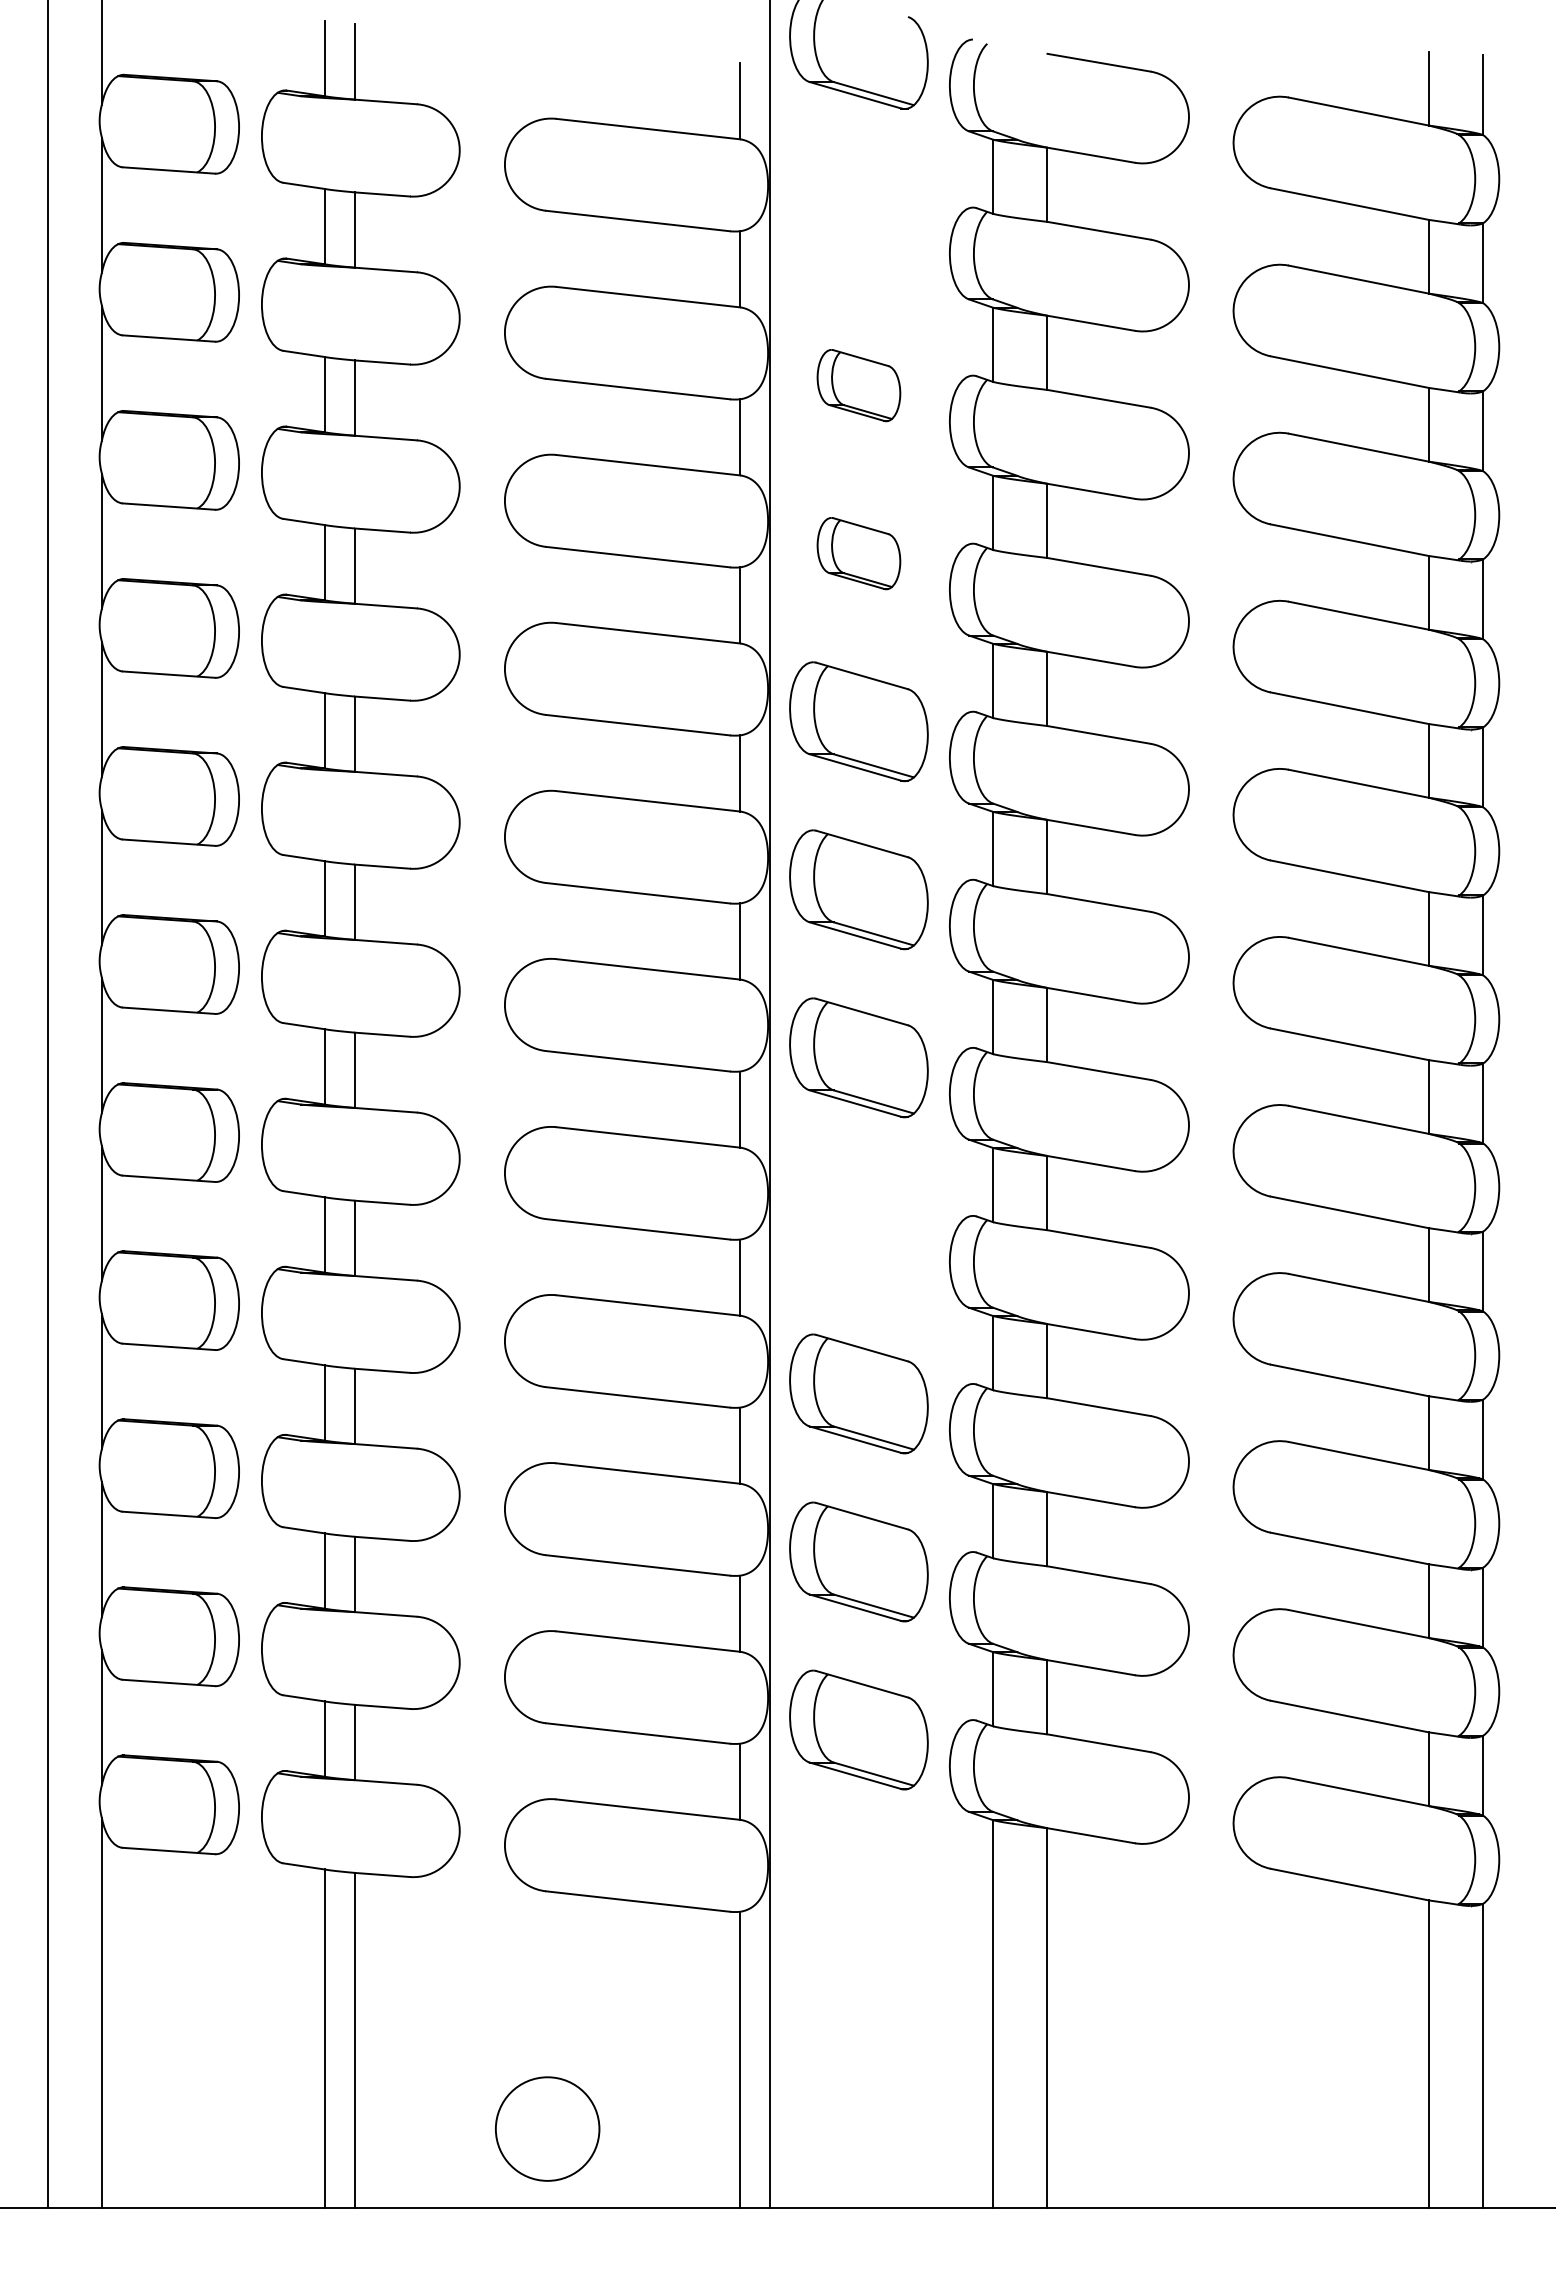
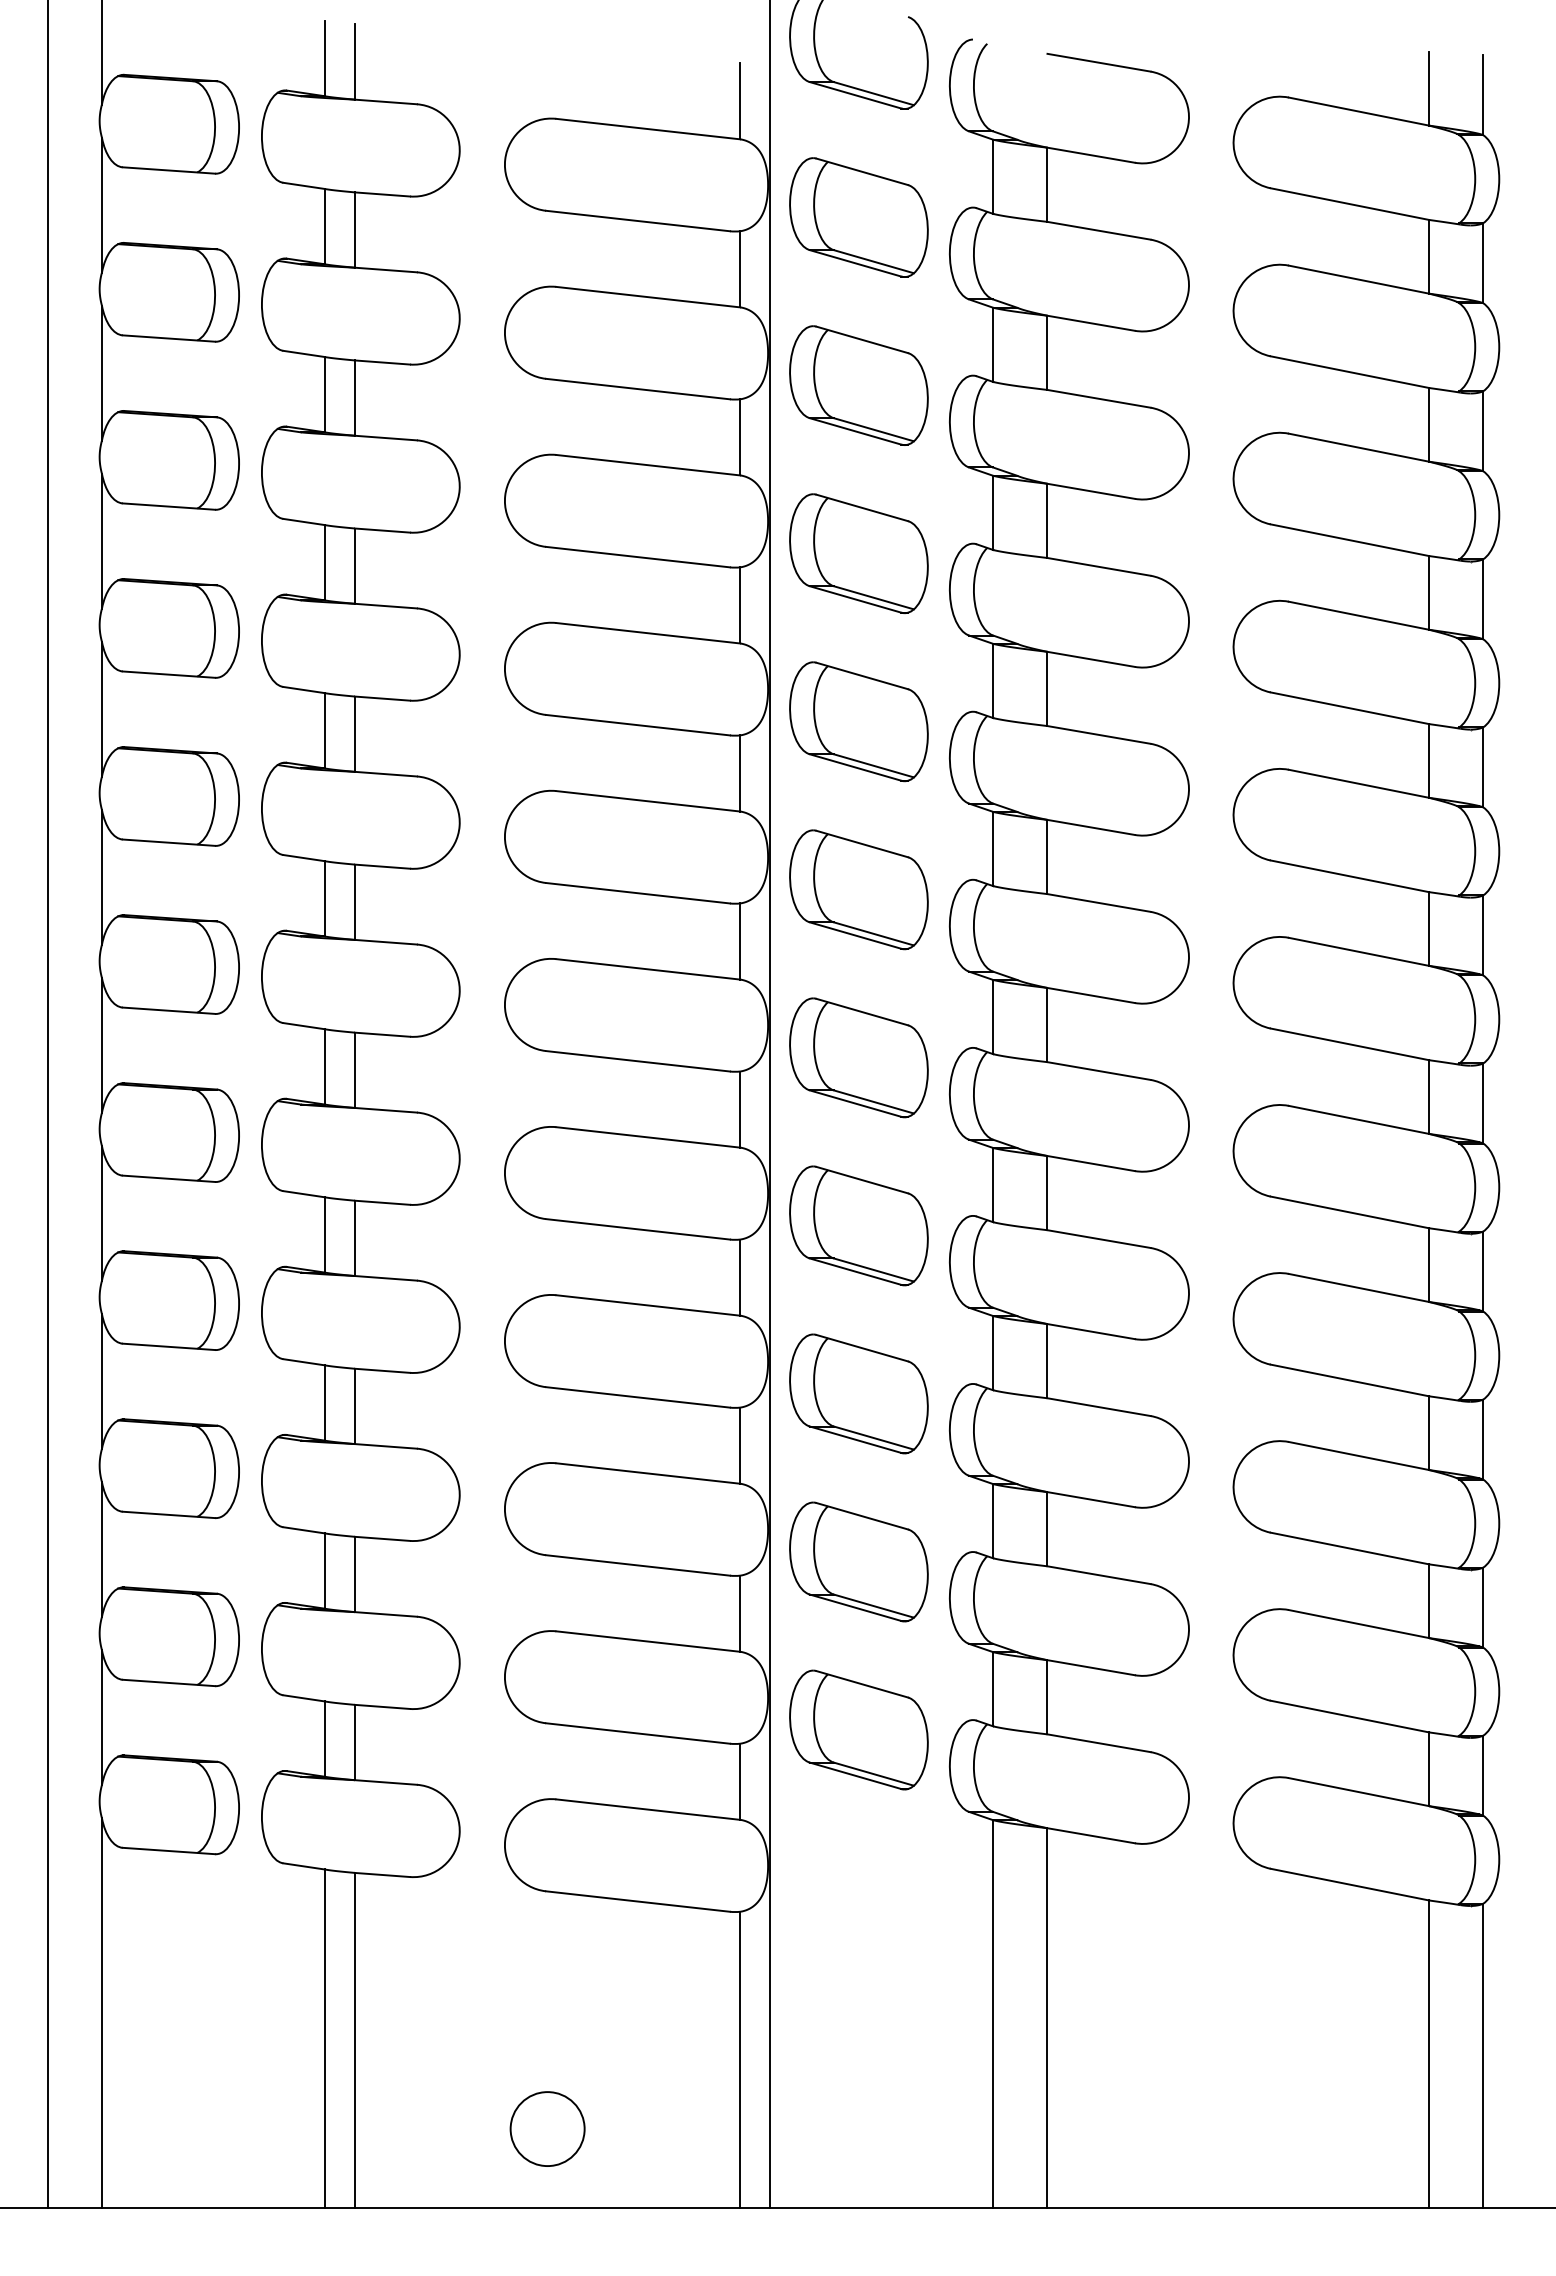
part: none -> present (858, 217)
part size: 86x74 px -> 140x121 px (858, 385)
part size: 86x74 px -> 140x121 px (858, 553)
part: none -> present (858, 1225)
circle diameter: 104 px -> 74 px (547, 2129)
